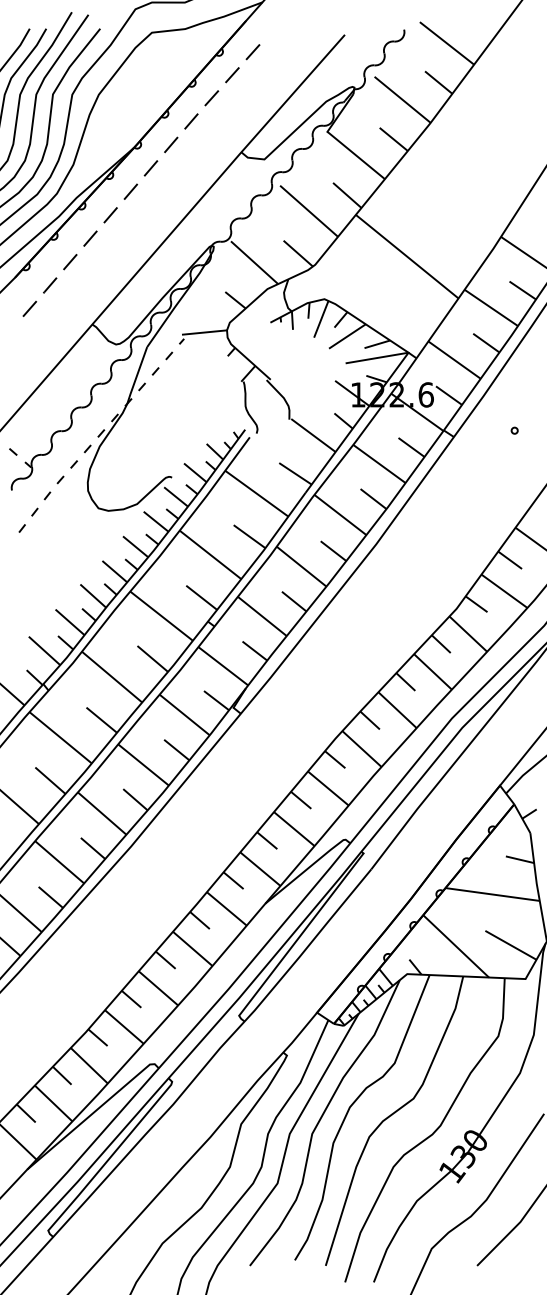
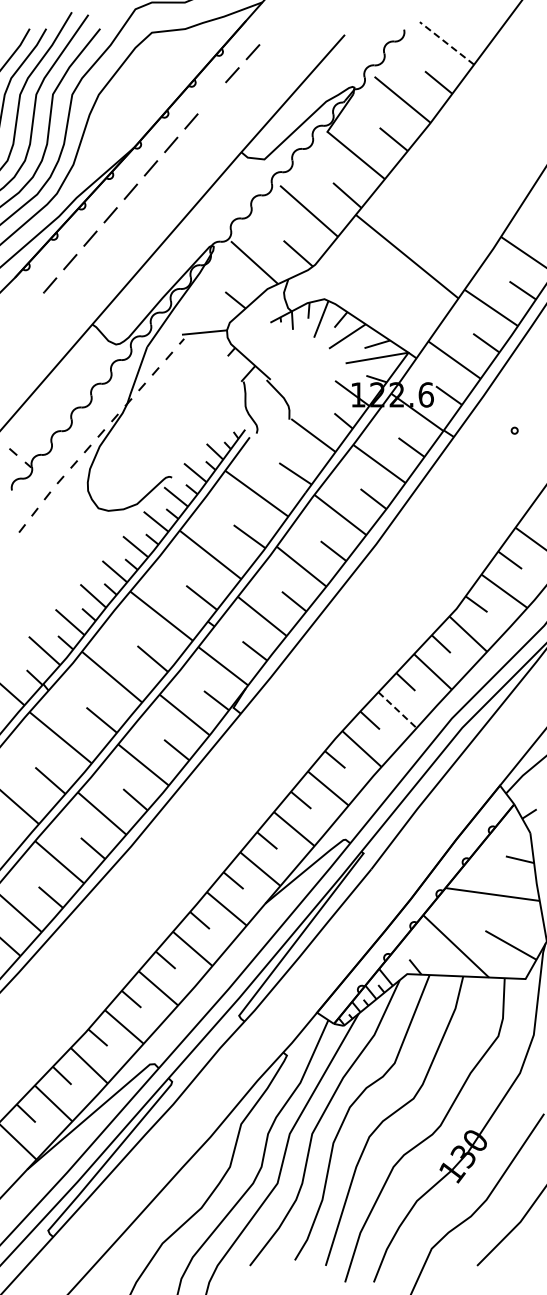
line: solid -> dashed (446, 43)
line: present -> none (211, 98)
line: present -> none (29, 308)
line: solid -> dashed (397, 710)
